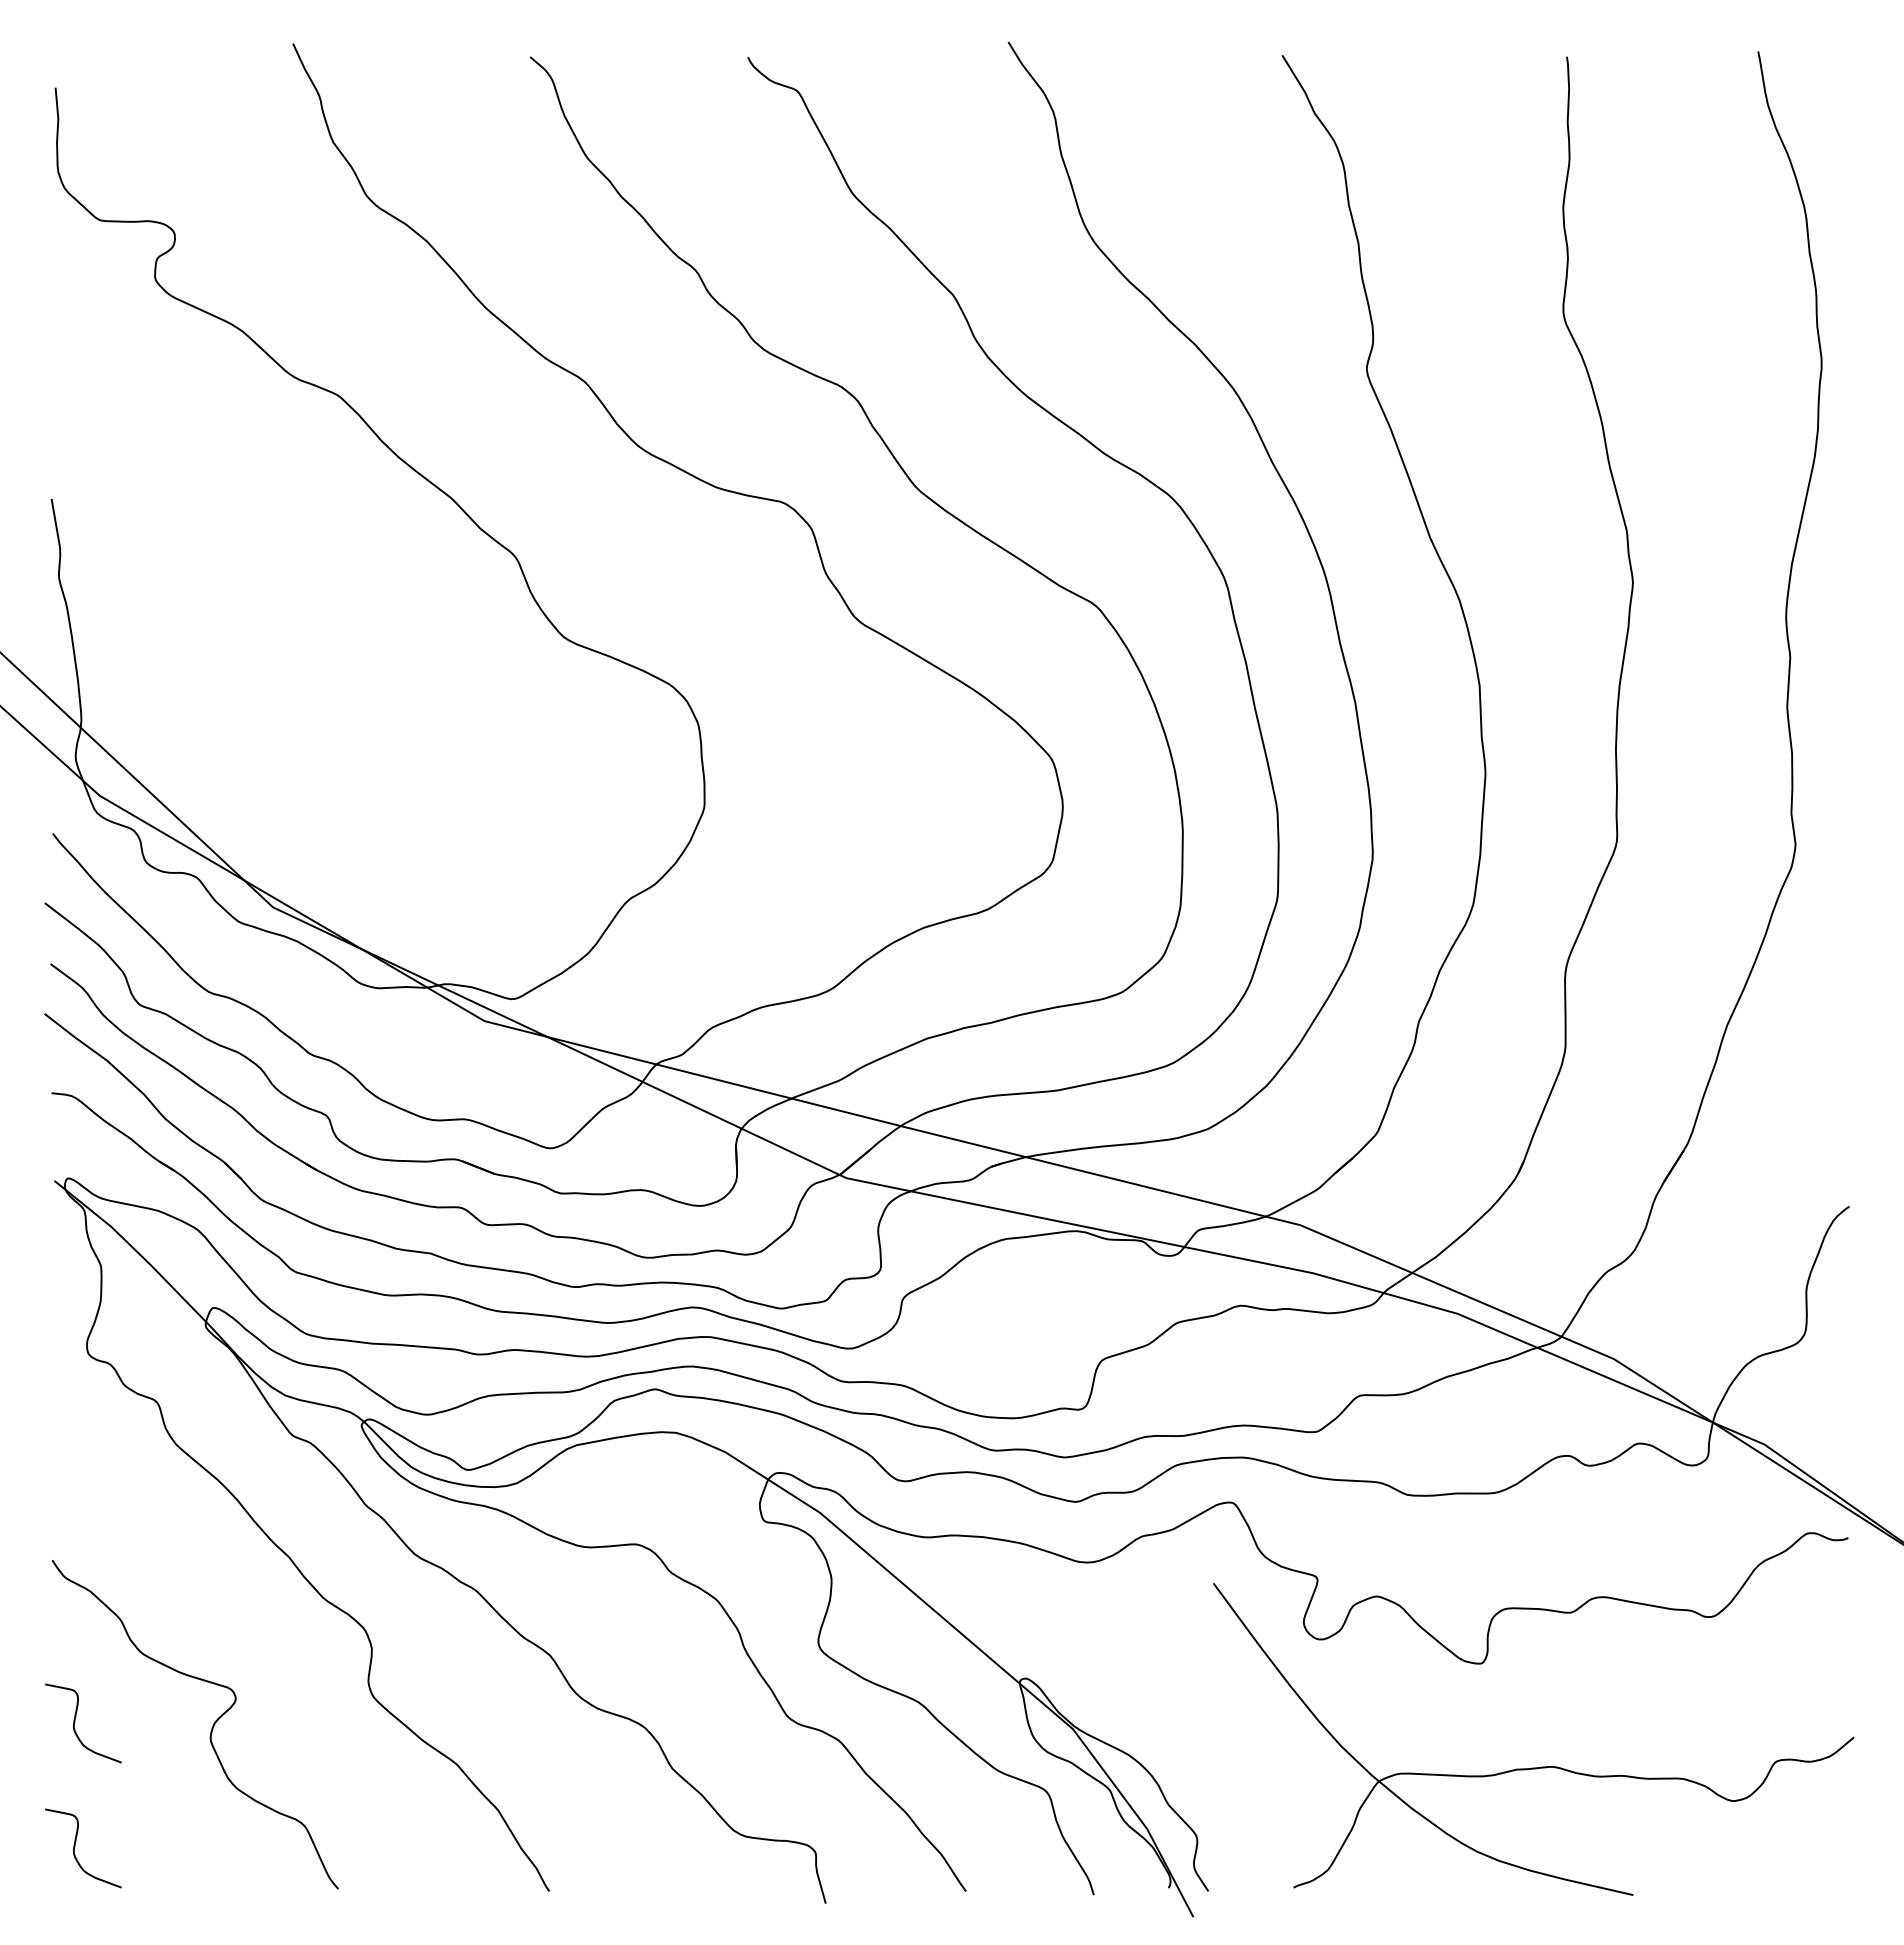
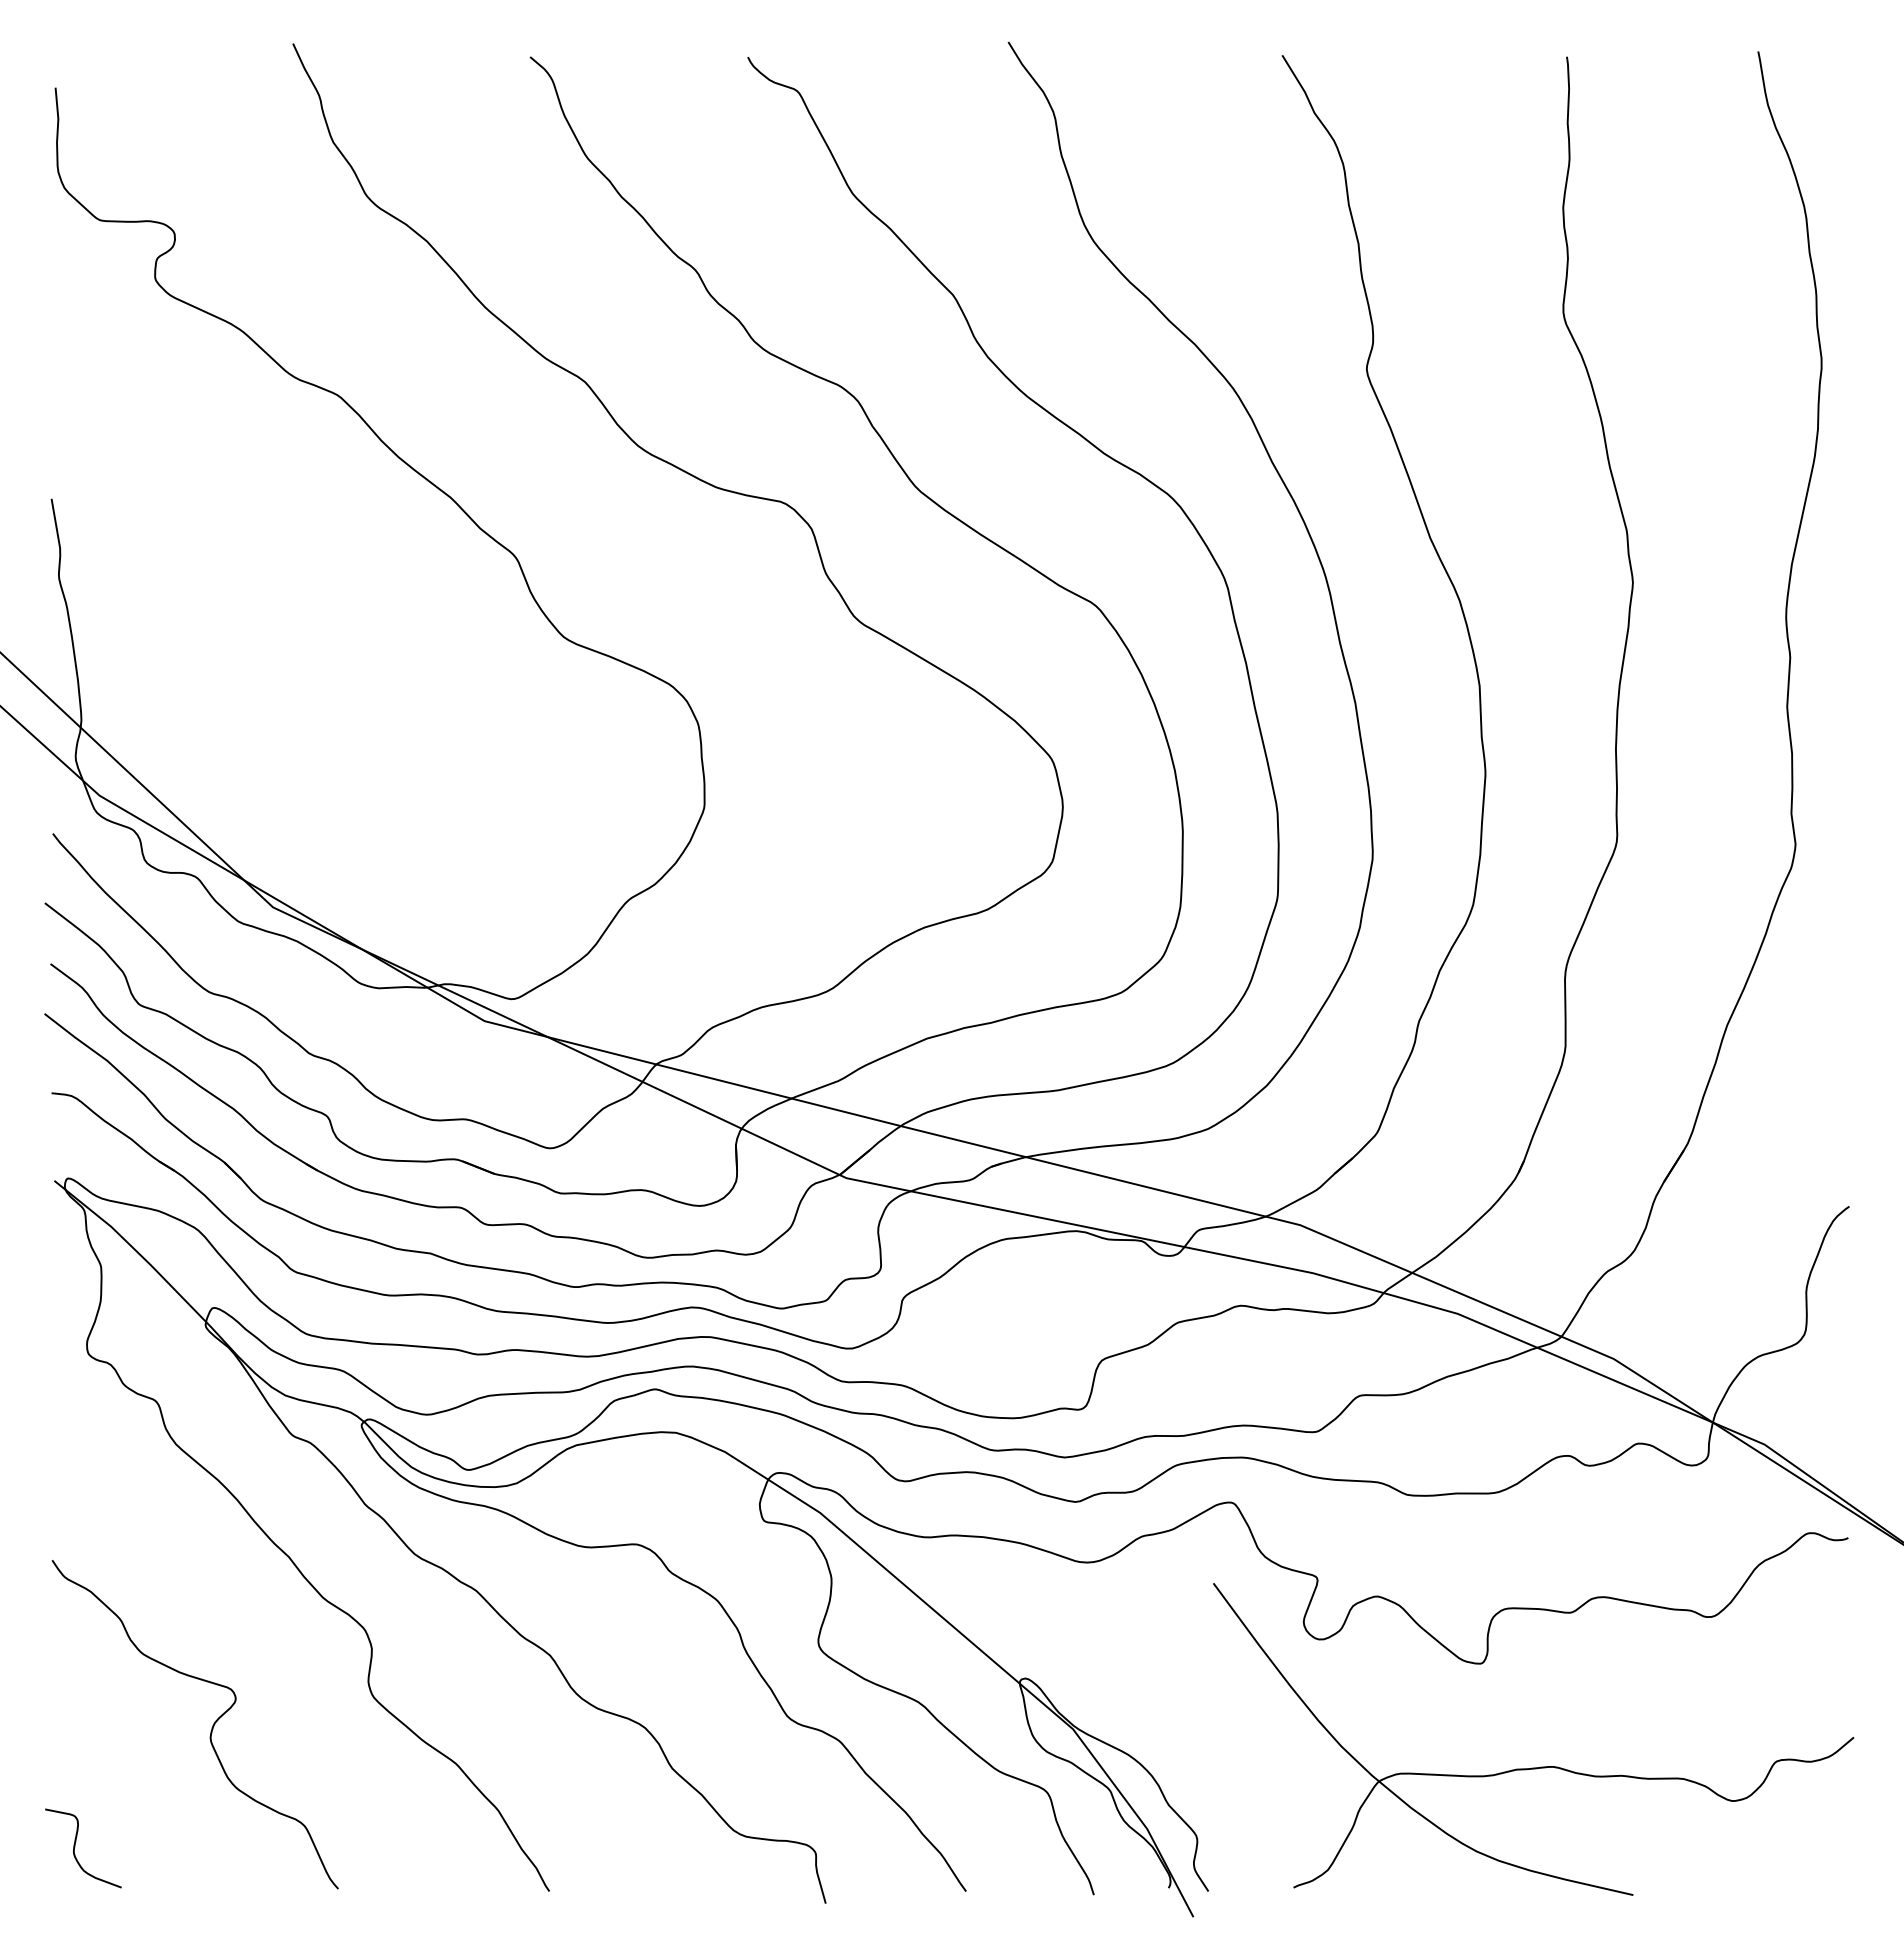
curve: present -> none (75, 1722)
